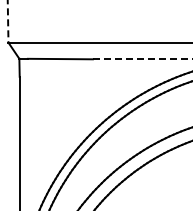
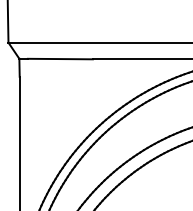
line: dashed -> solid (8, 21)
line: dashed -> solid (142, 59)
